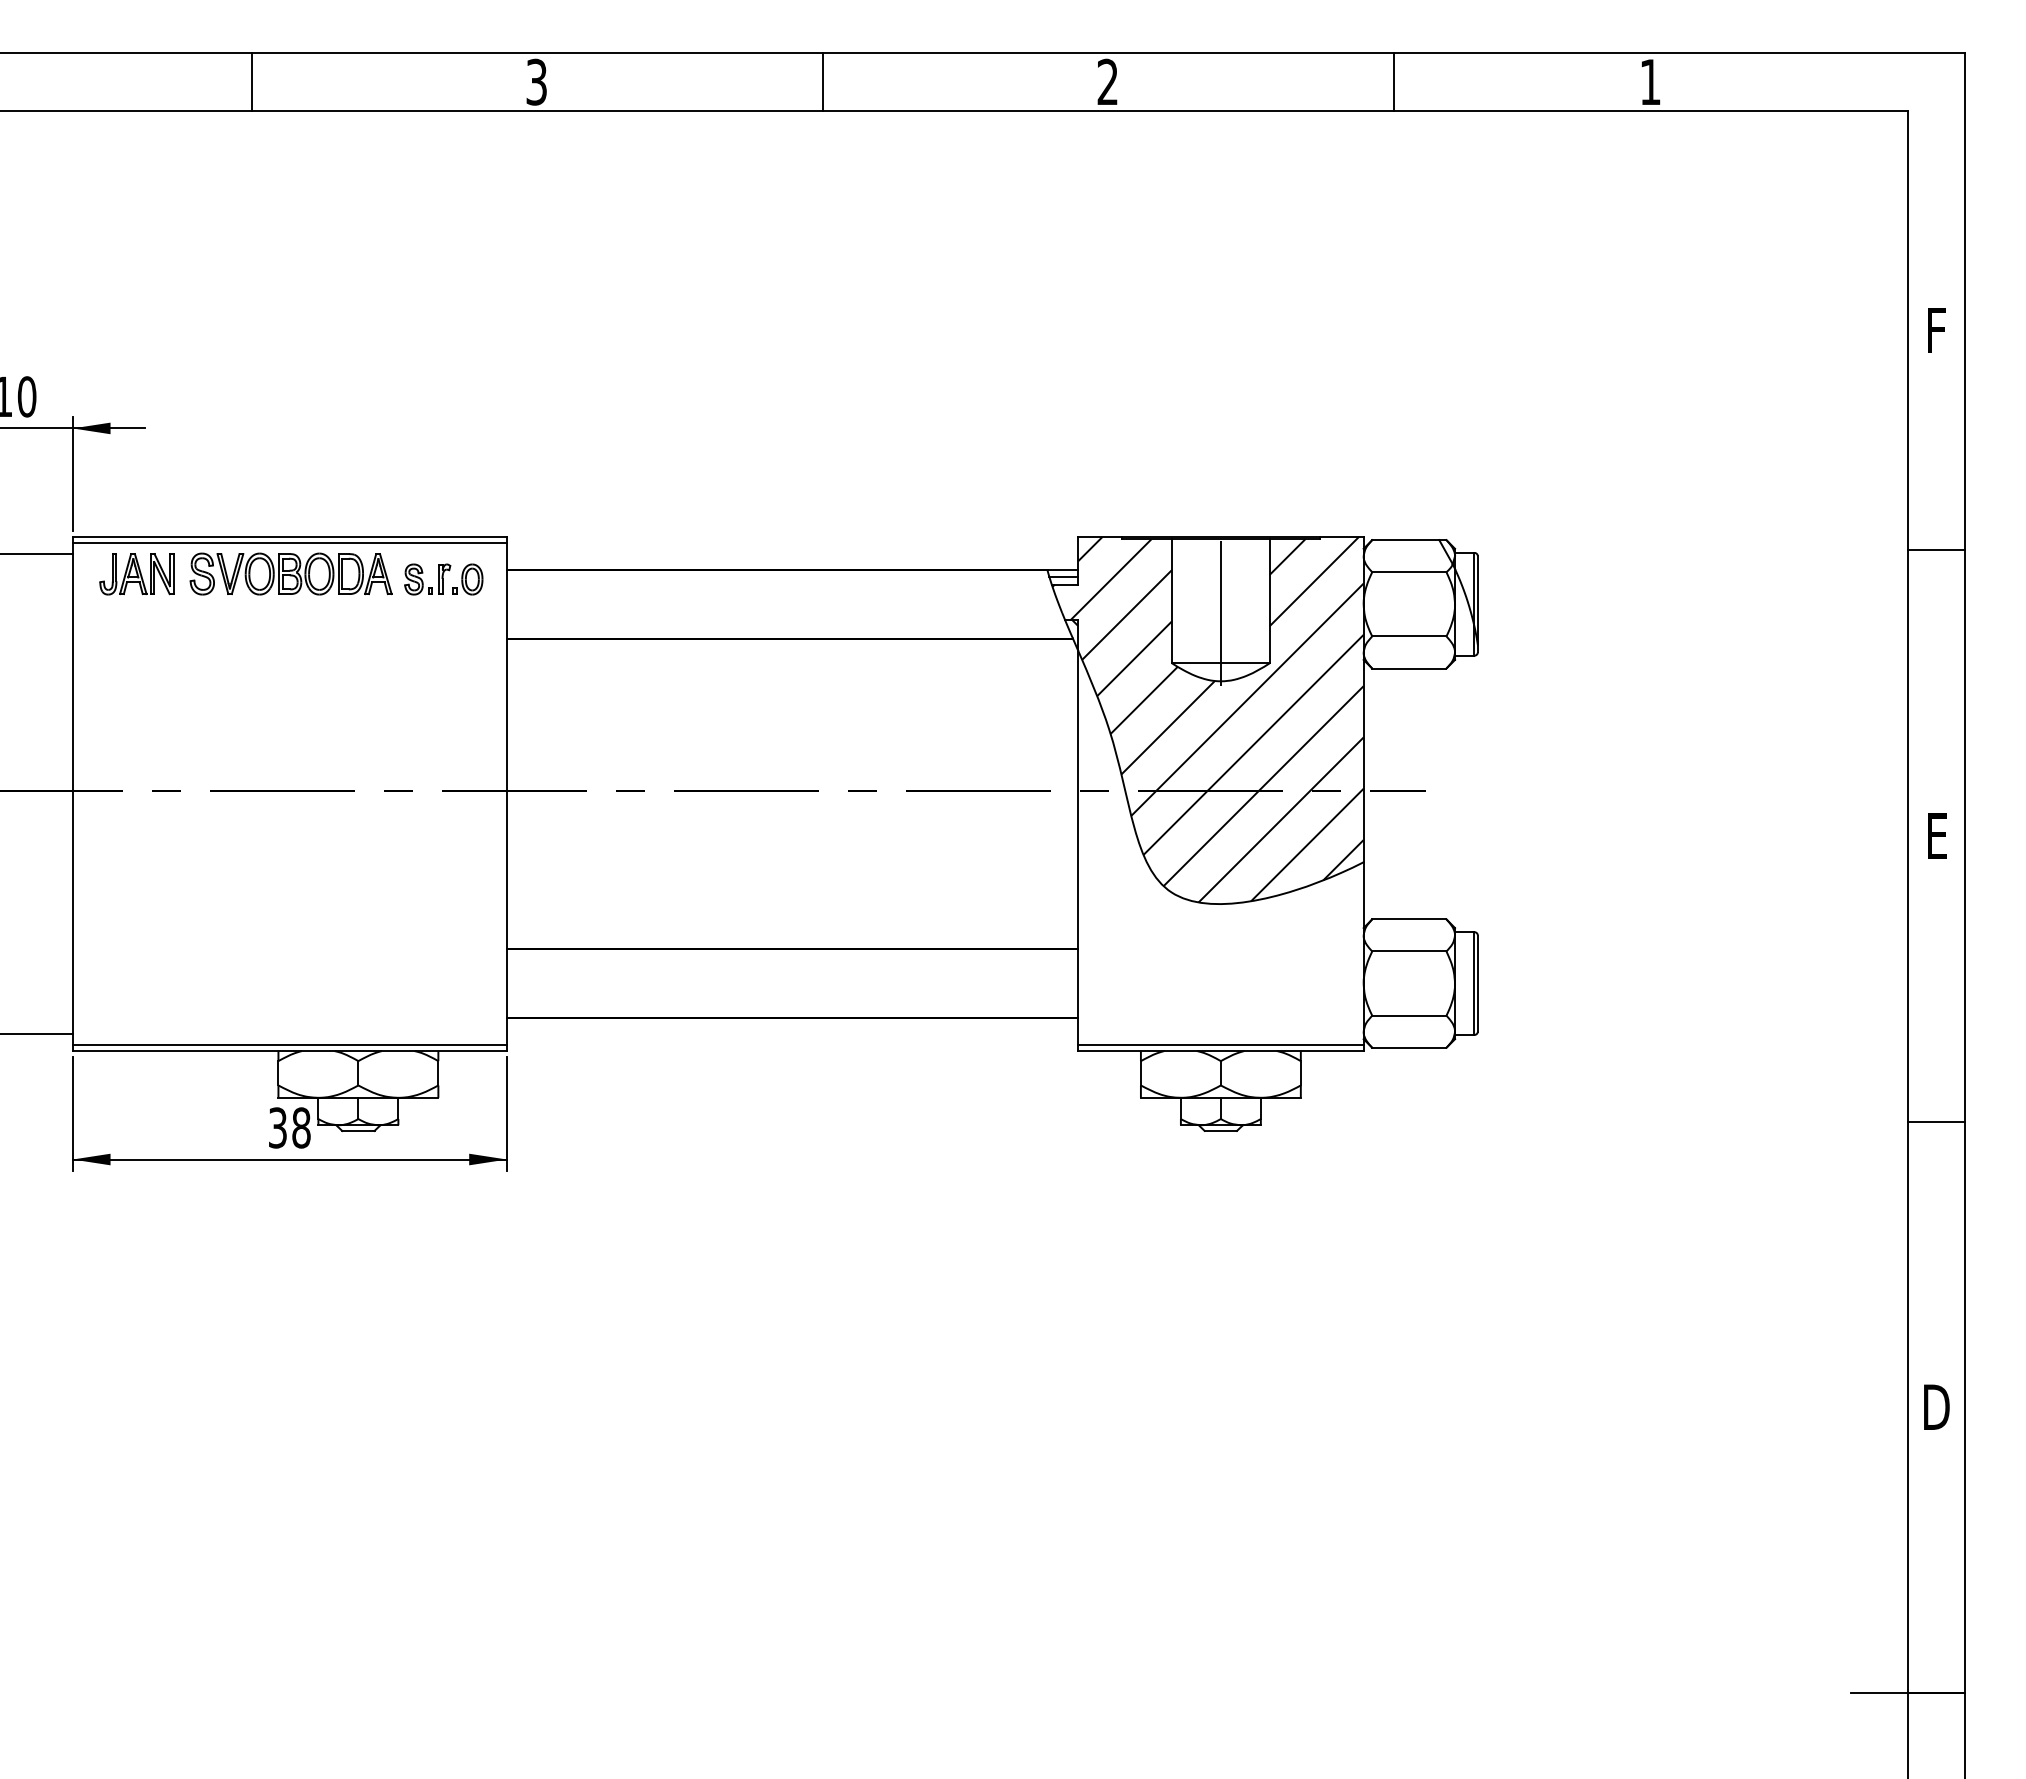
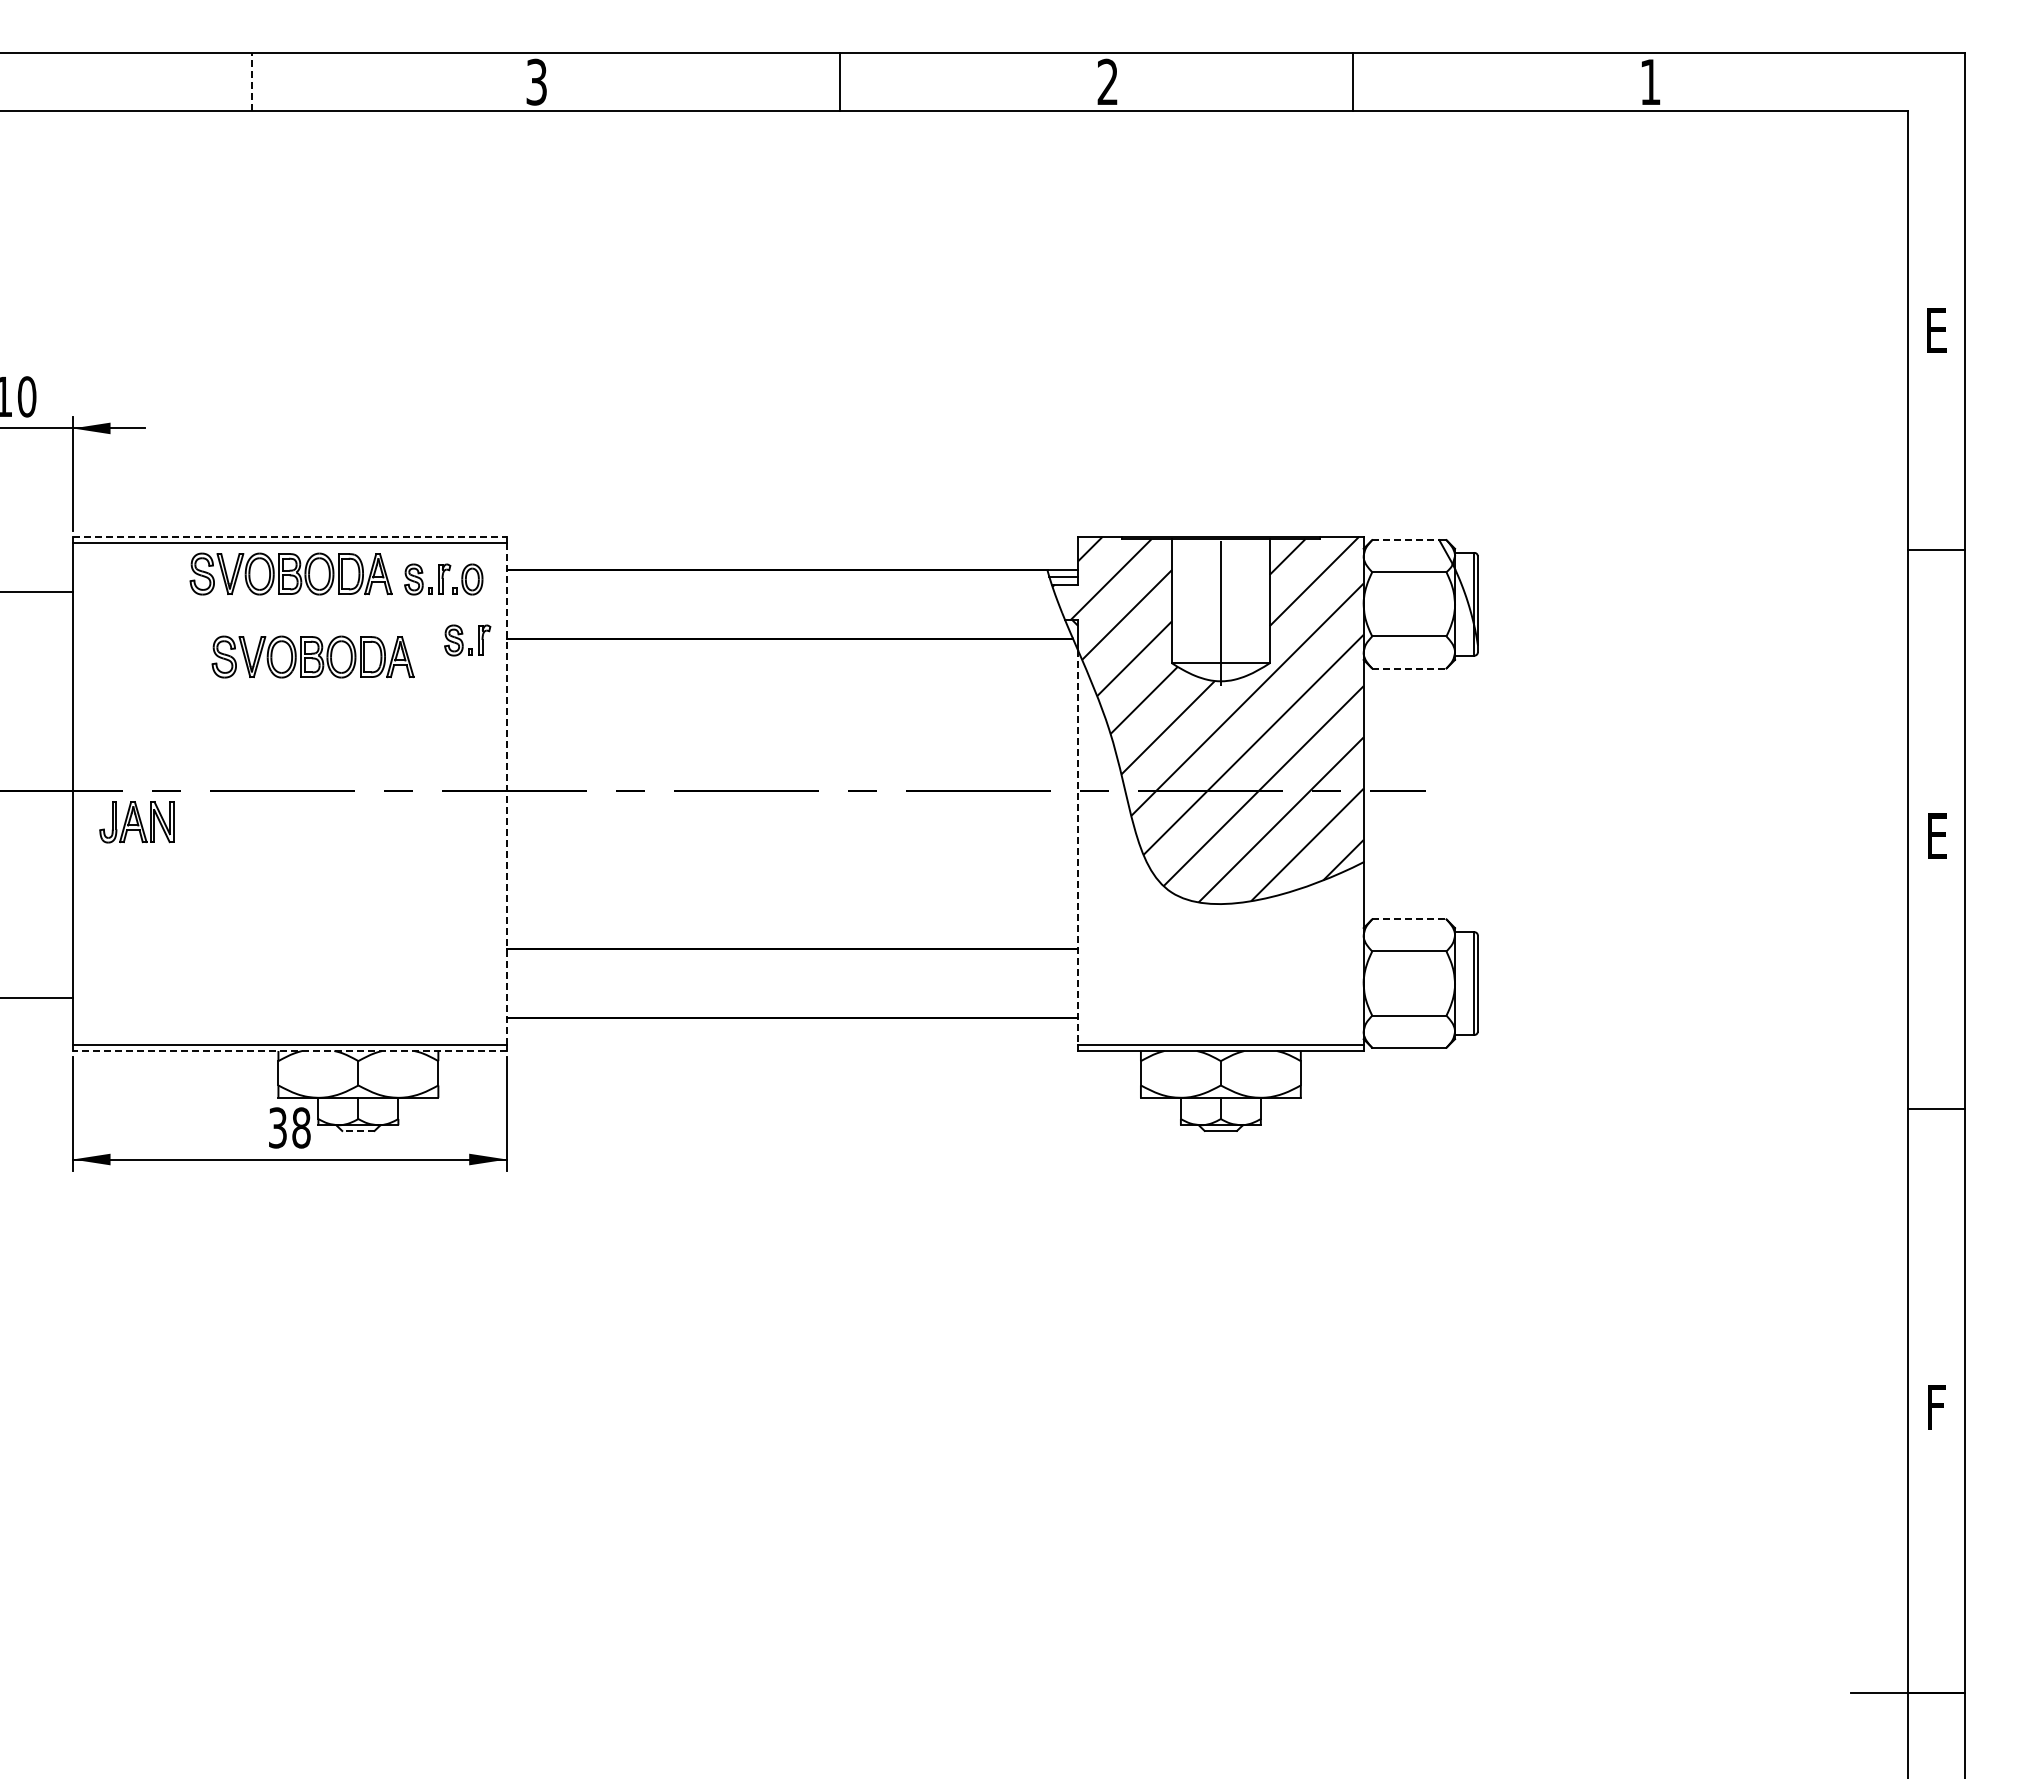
line position: (822, 81) -> (839, 81) (839, 81)
line position: (1394, 81) -> (1353, 81) (1353, 81)
line: solid -> dashed (251, 82)
text: F -> E (1936, 330)
line: solid -> dashed (290, 536)
line: solid -> dashed (1405, 540)
line position: (37, 554) -> (37, 592) (37, 592)
part position: (136, 574) -> (136, 822) (136, 822)
part: none -> present (467, 640)
part: none -> present (312, 656)
line: solid -> dashed (1409, 668)
line: solid -> dashed (506, 794)
line: solid -> dashed (1078, 848)
line: solid -> dashed (1409, 919)
line position: (37, 1033) -> (37, 997) (37, 997)
line: solid -> dashed (289, 1051)
line position: (1936, 1121) -> (1936, 1108) (1936, 1108)
line: solid -> dashed (357, 1130)
text: D -> F (1936, 1406)
